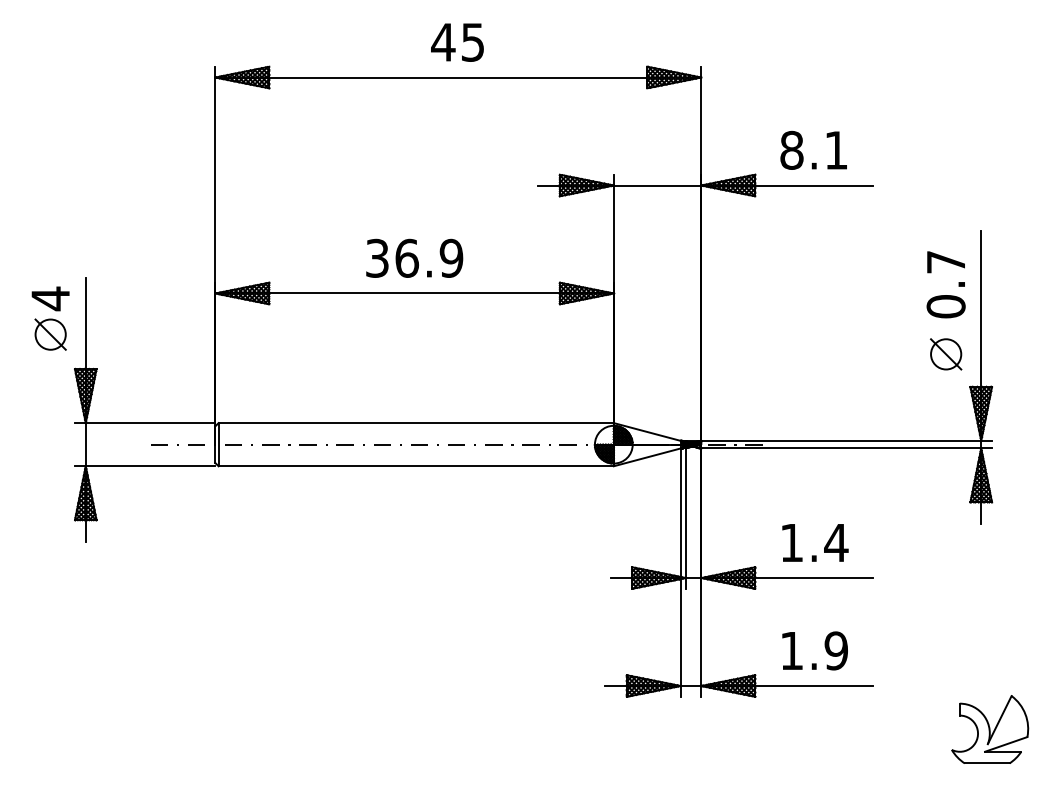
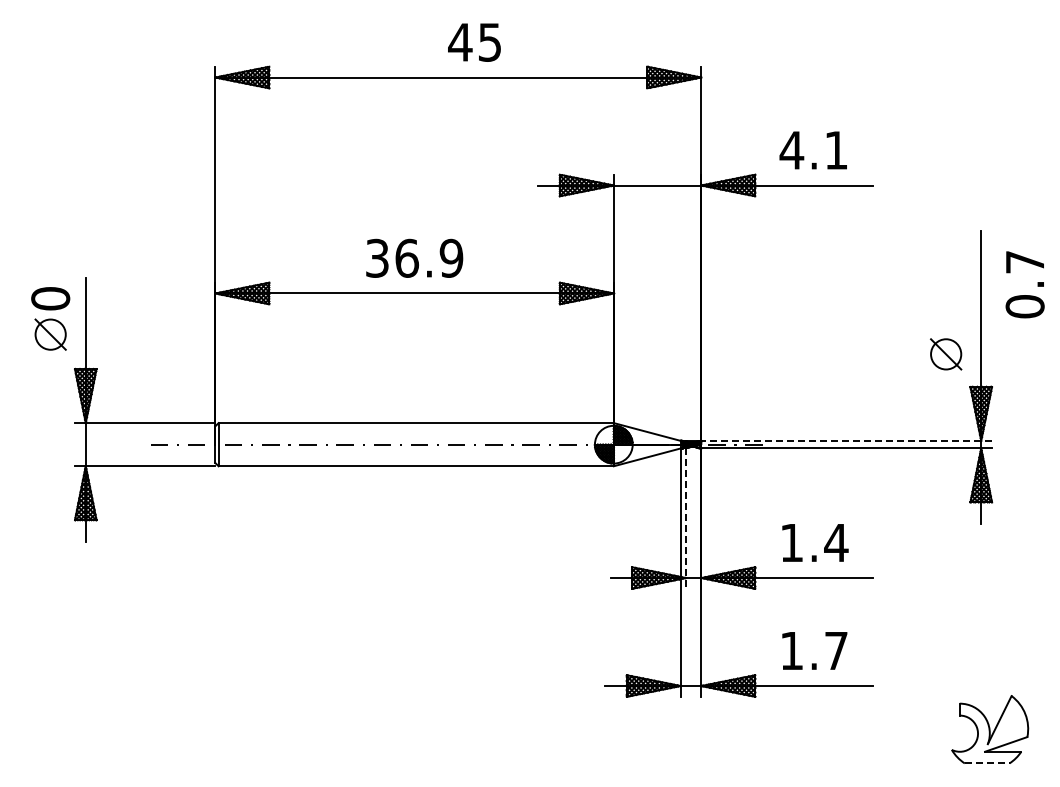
text position: (457, 42) -> (474, 42) (474, 42)
text: 8.1 -> 4.1 (791, 149)
text position: (945, 284) -> (1024, 284) (1024, 284)
text: 4 -> 0 (50, 298)
line: solid -> dashed (846, 440)
line: solid -> dashed (686, 519)
text: 1.9 -> 1.7 (835, 650)
line: solid -> dashed (987, 763)
